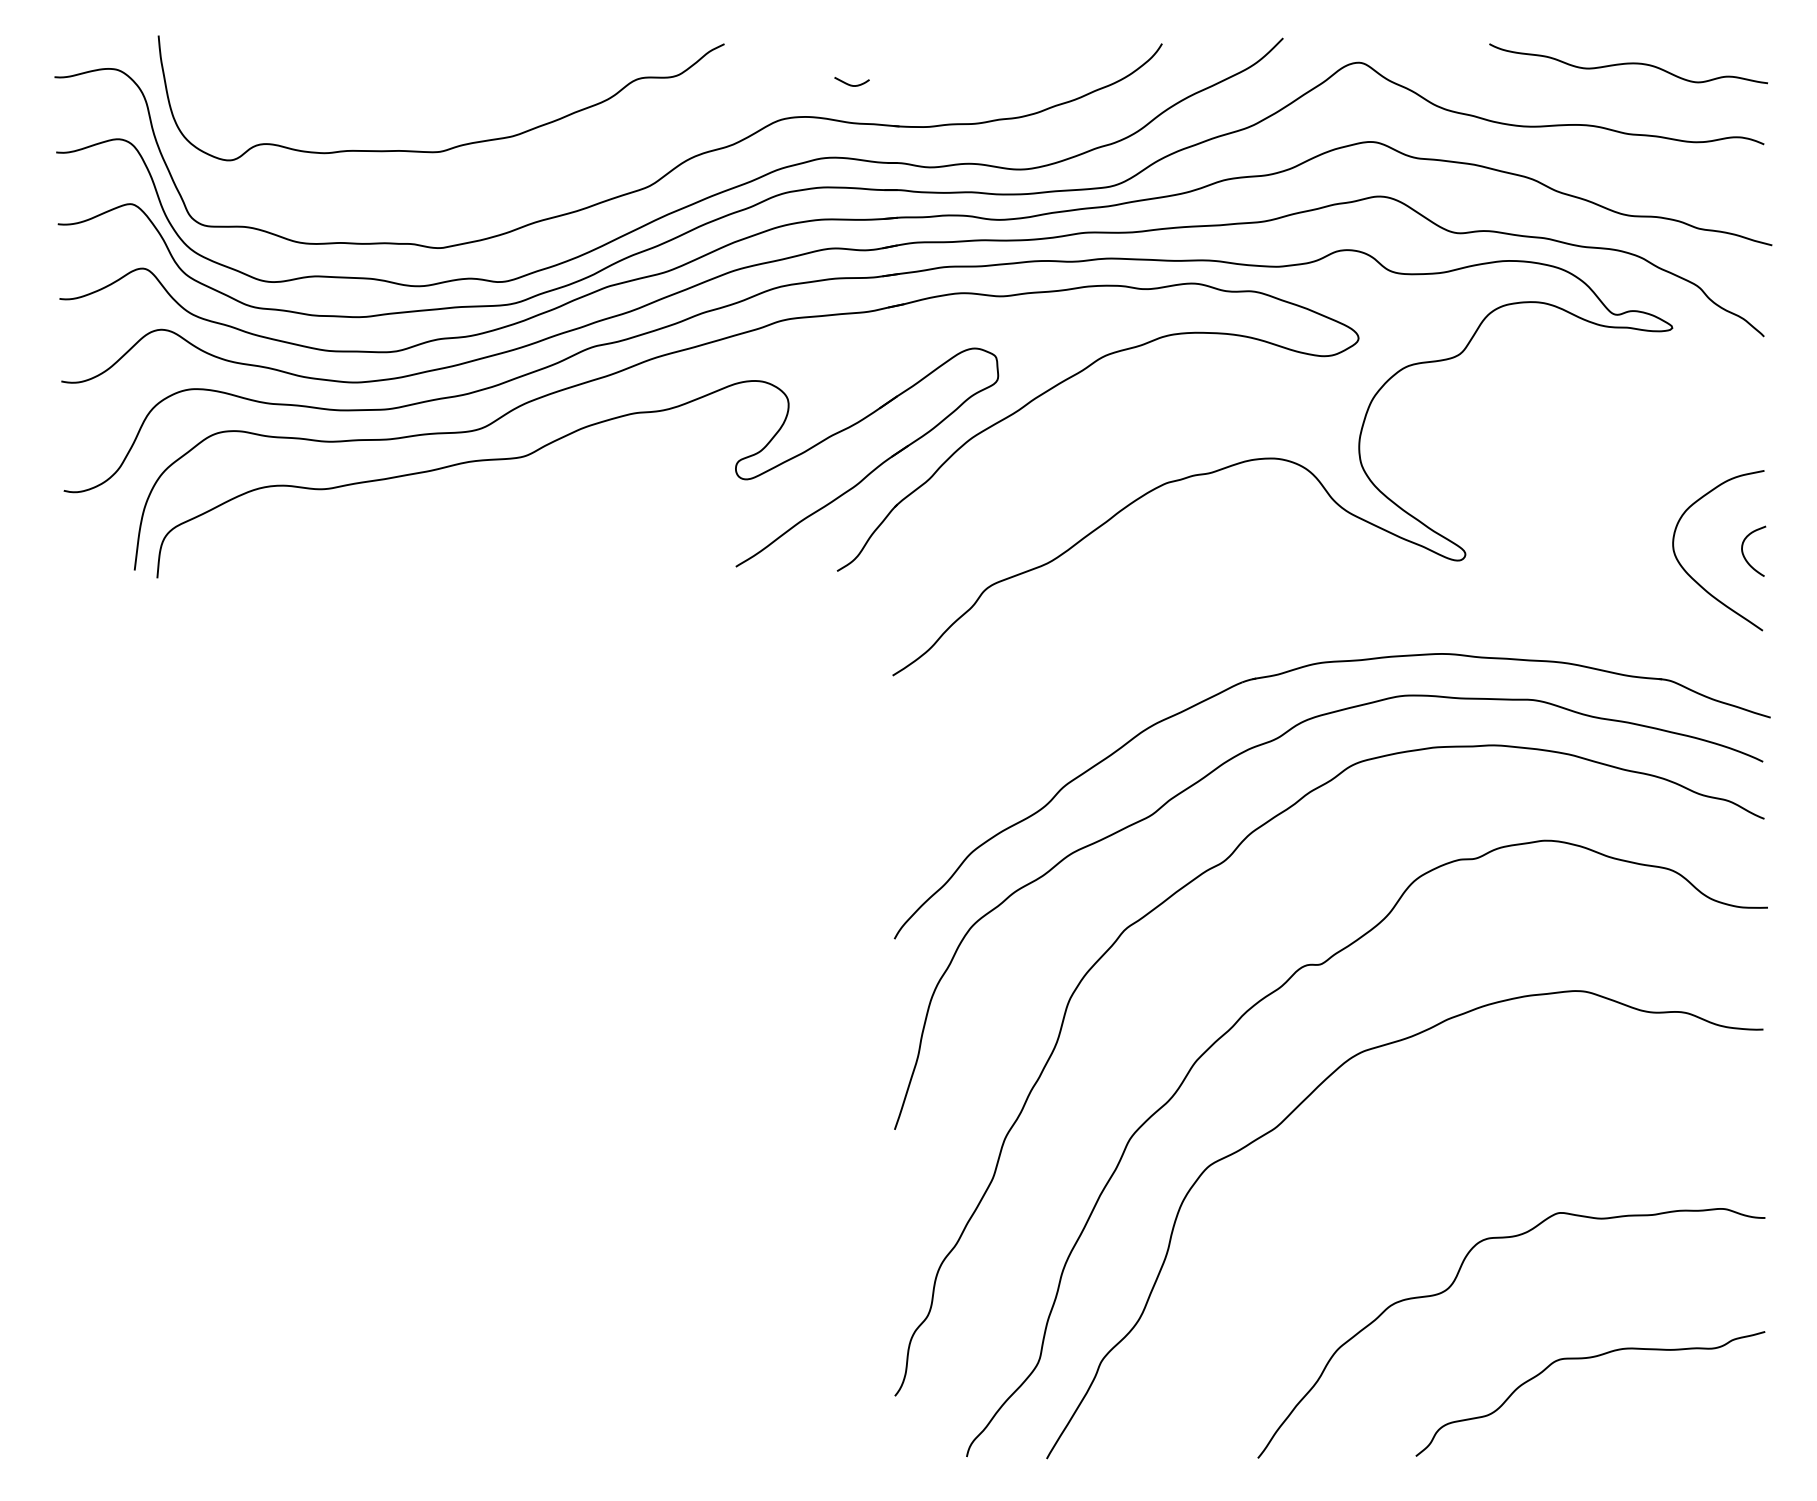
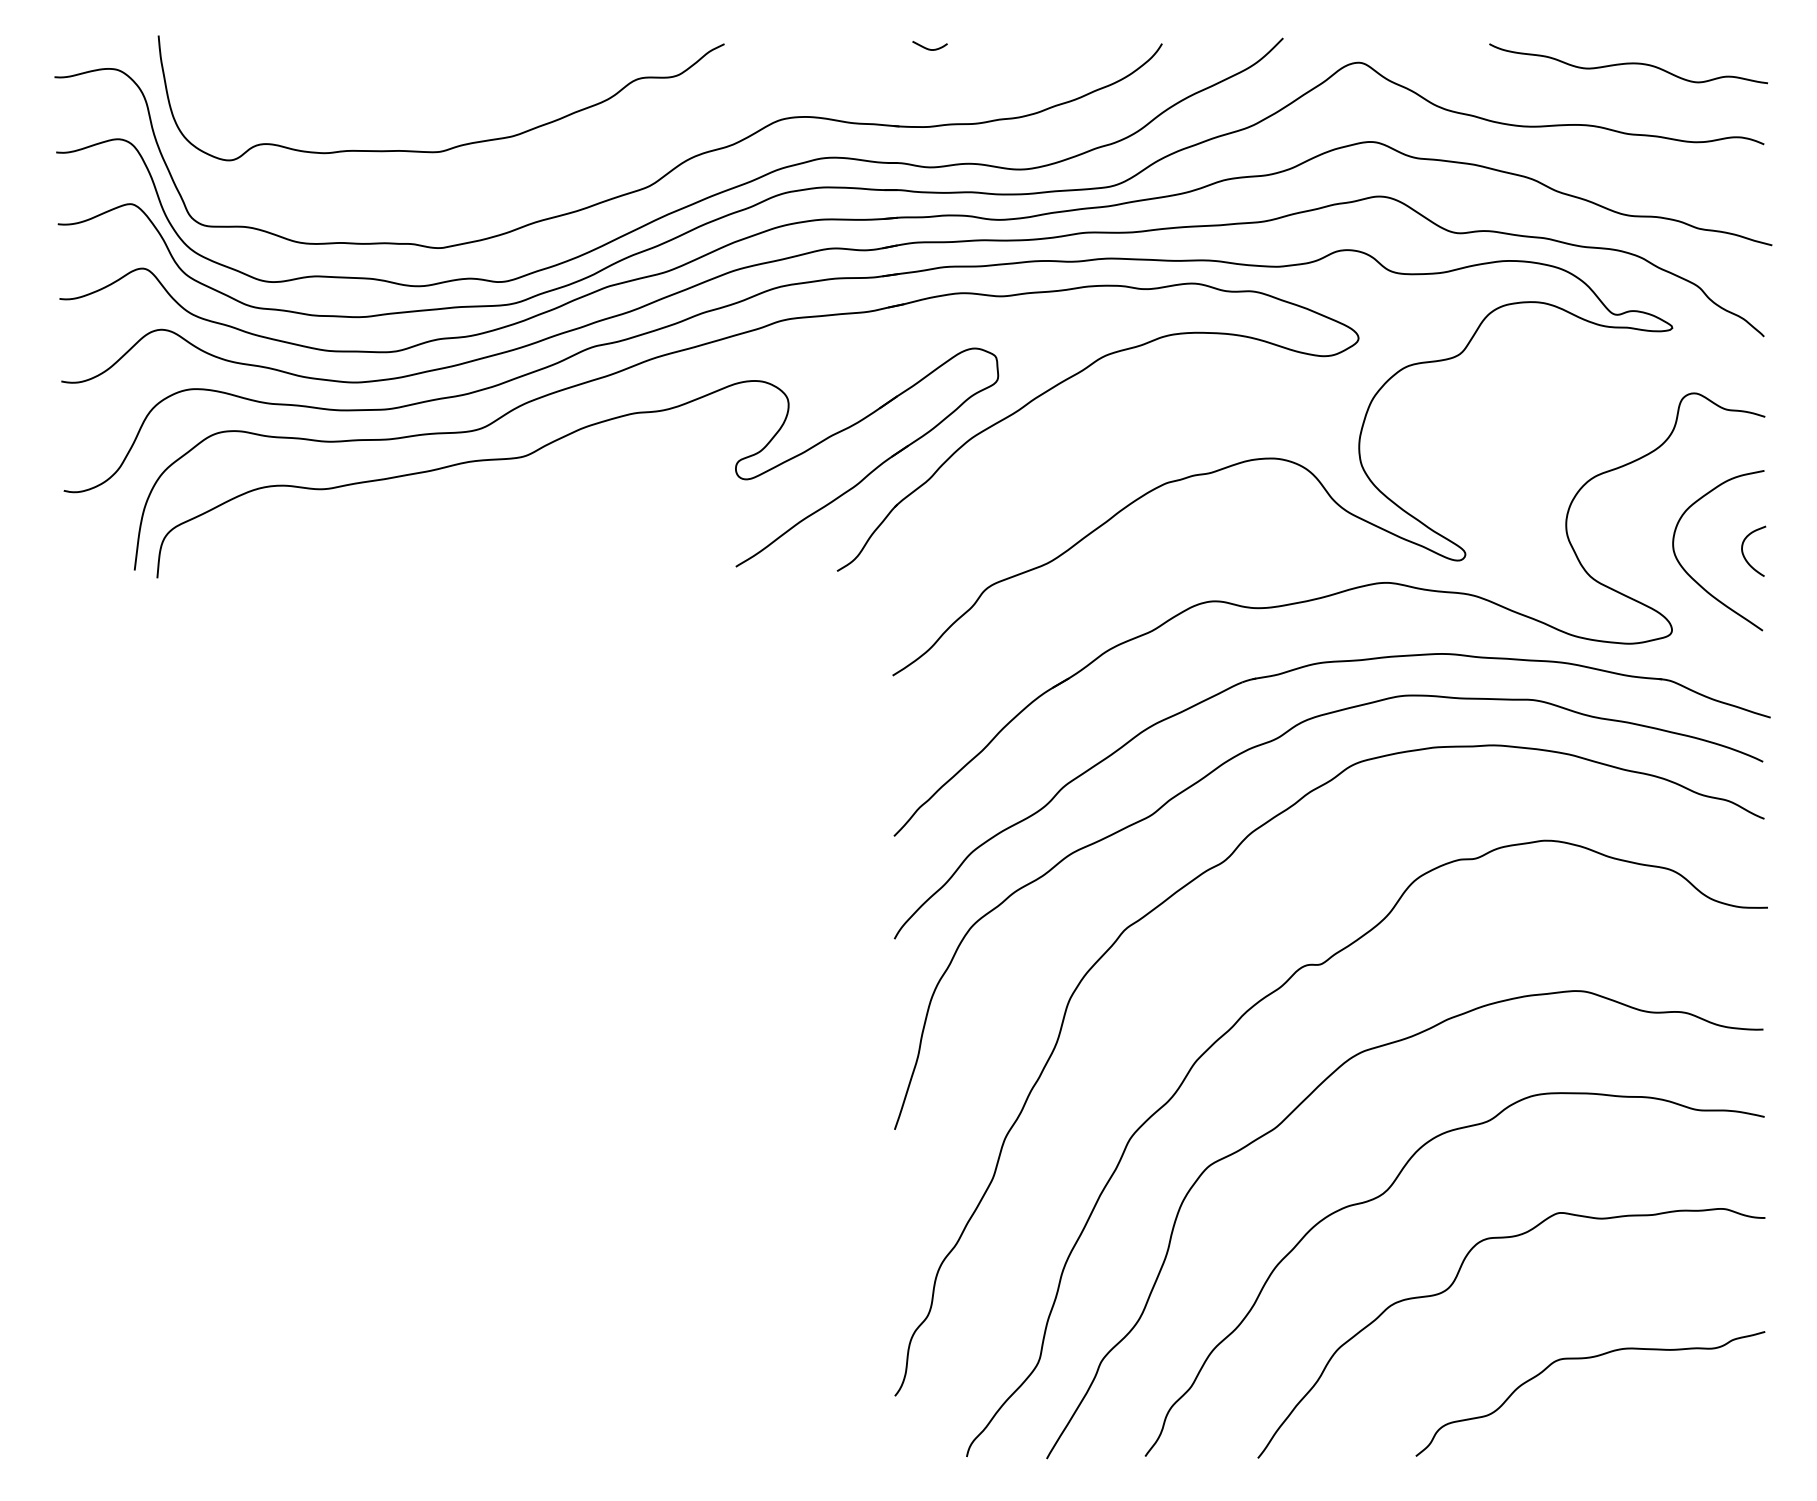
curve position: (851, 84) -> (929, 48) (929, 48)
part: none -> present (1323, 598)
curve: none -> present (1386, 1192)
